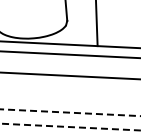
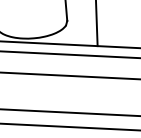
line: dashed -> solid (70, 112)
line: dashed -> solid (70, 127)
